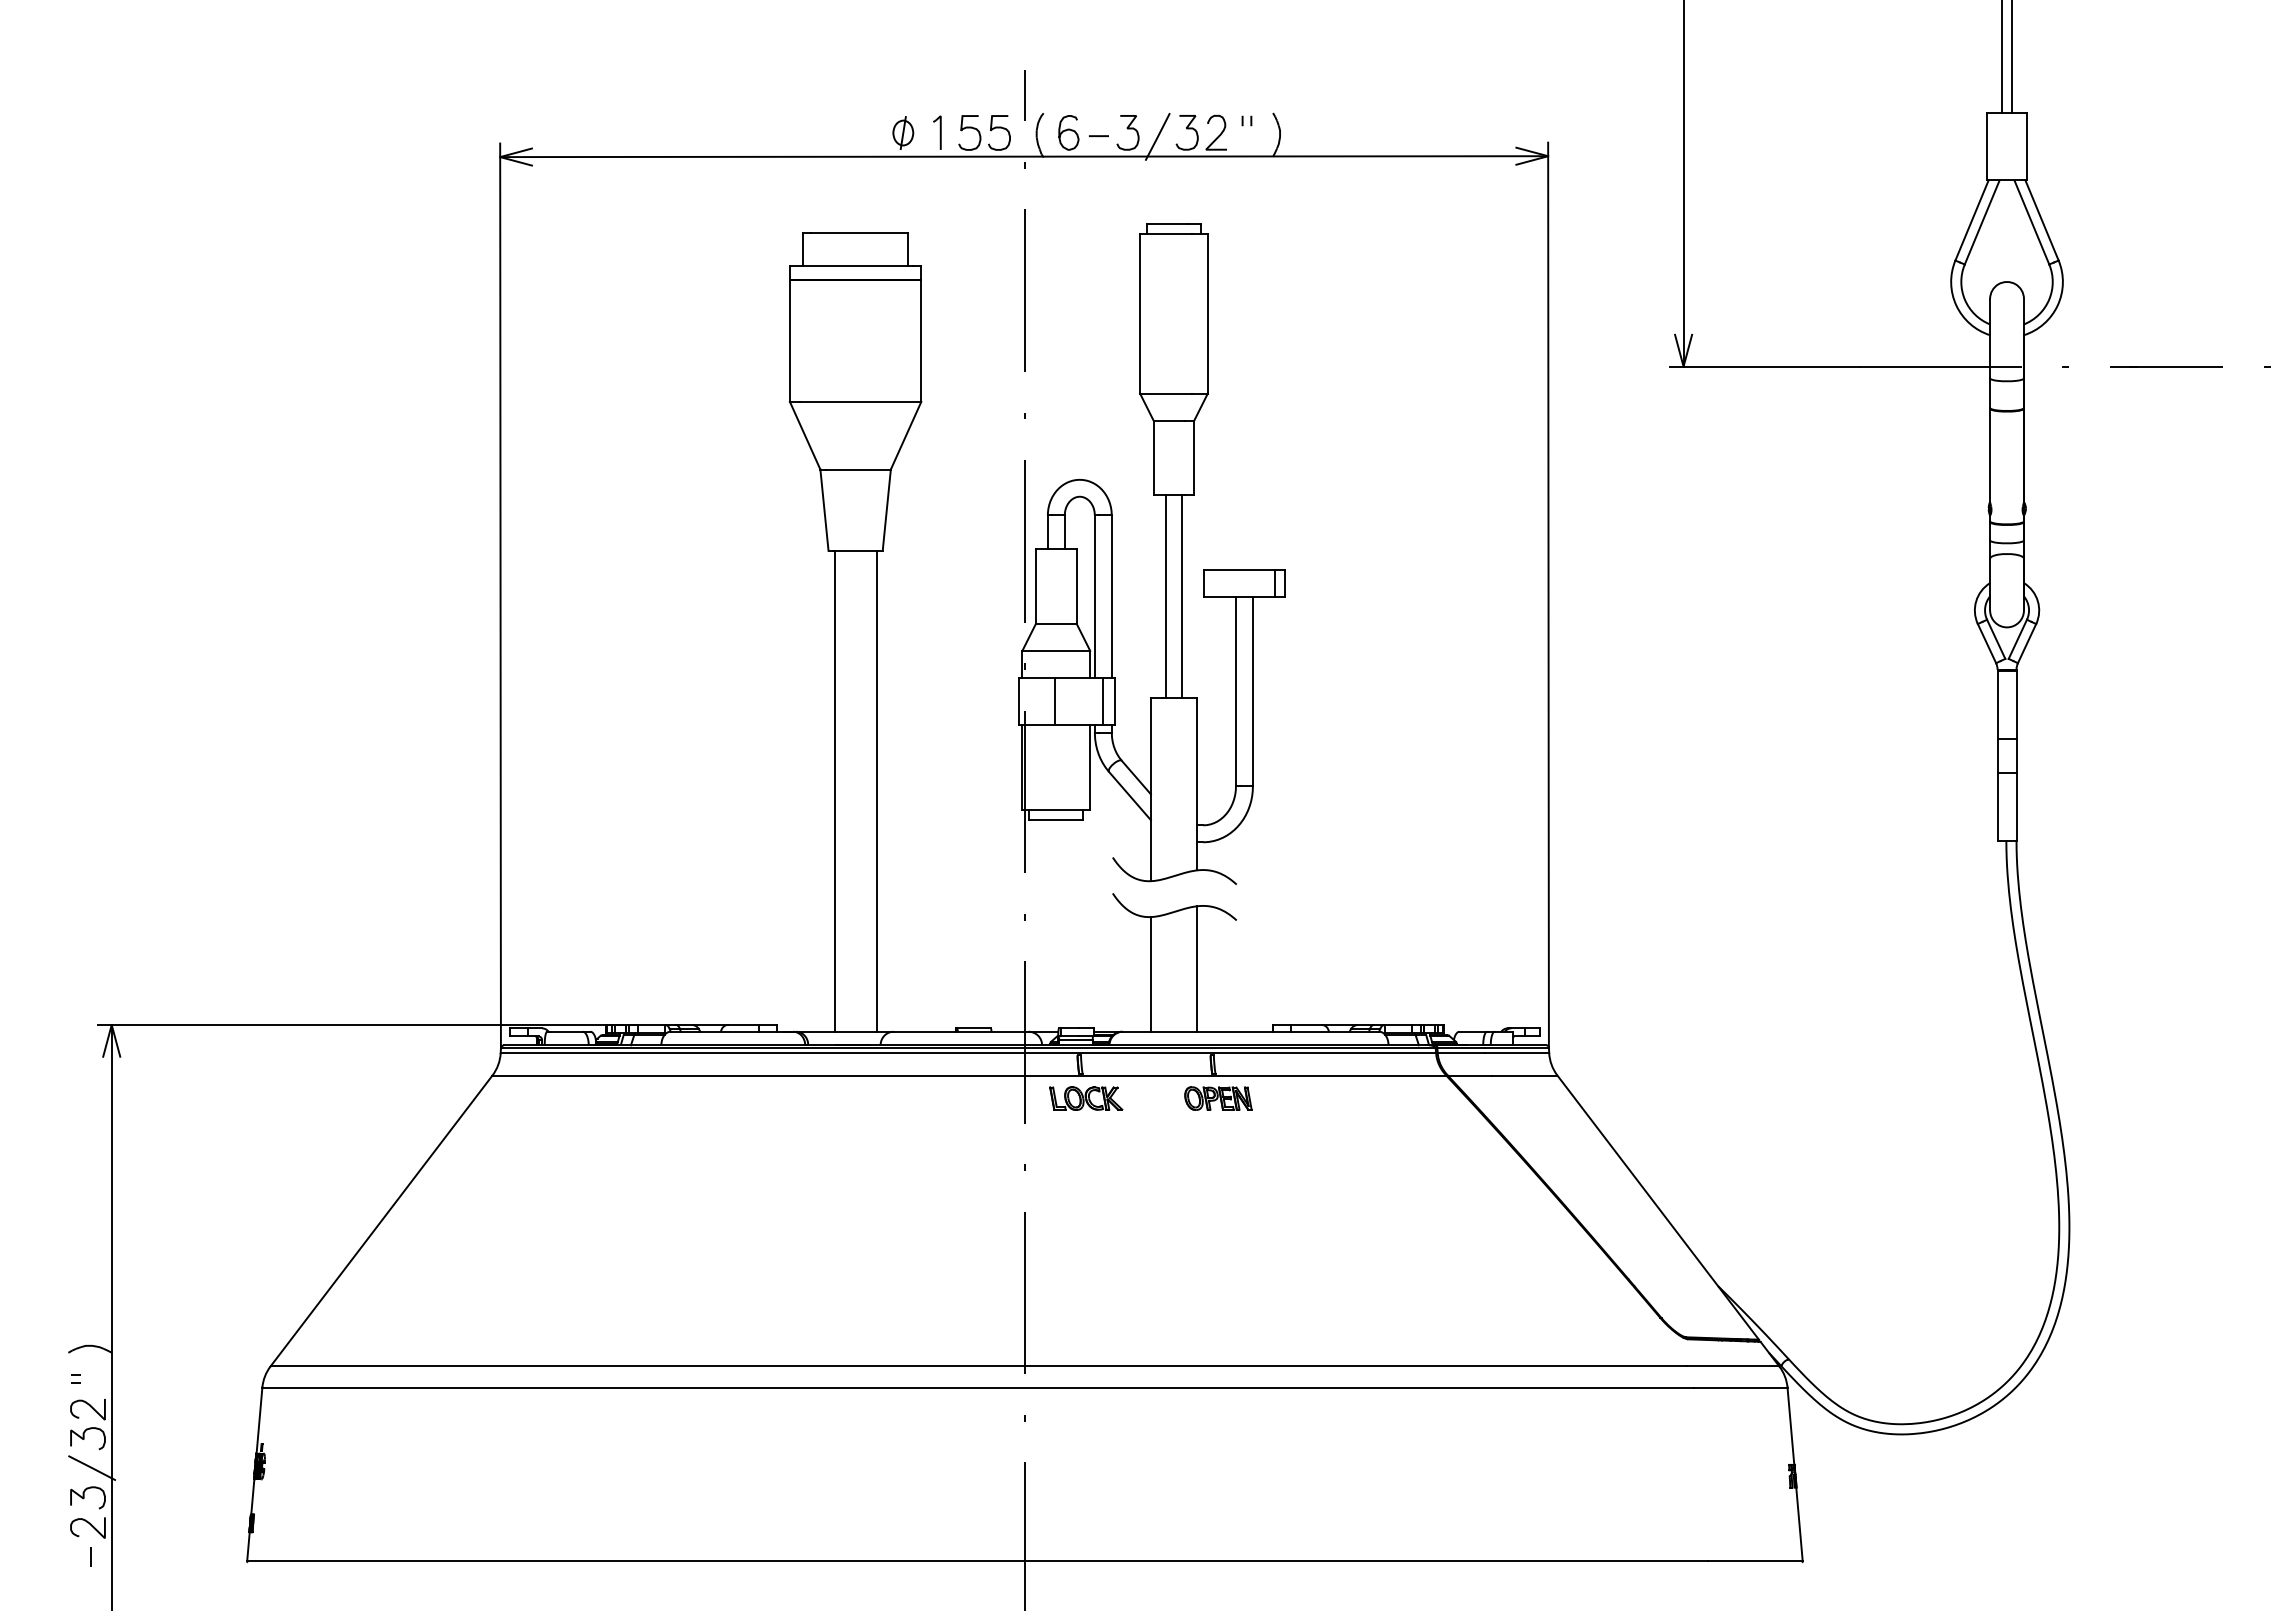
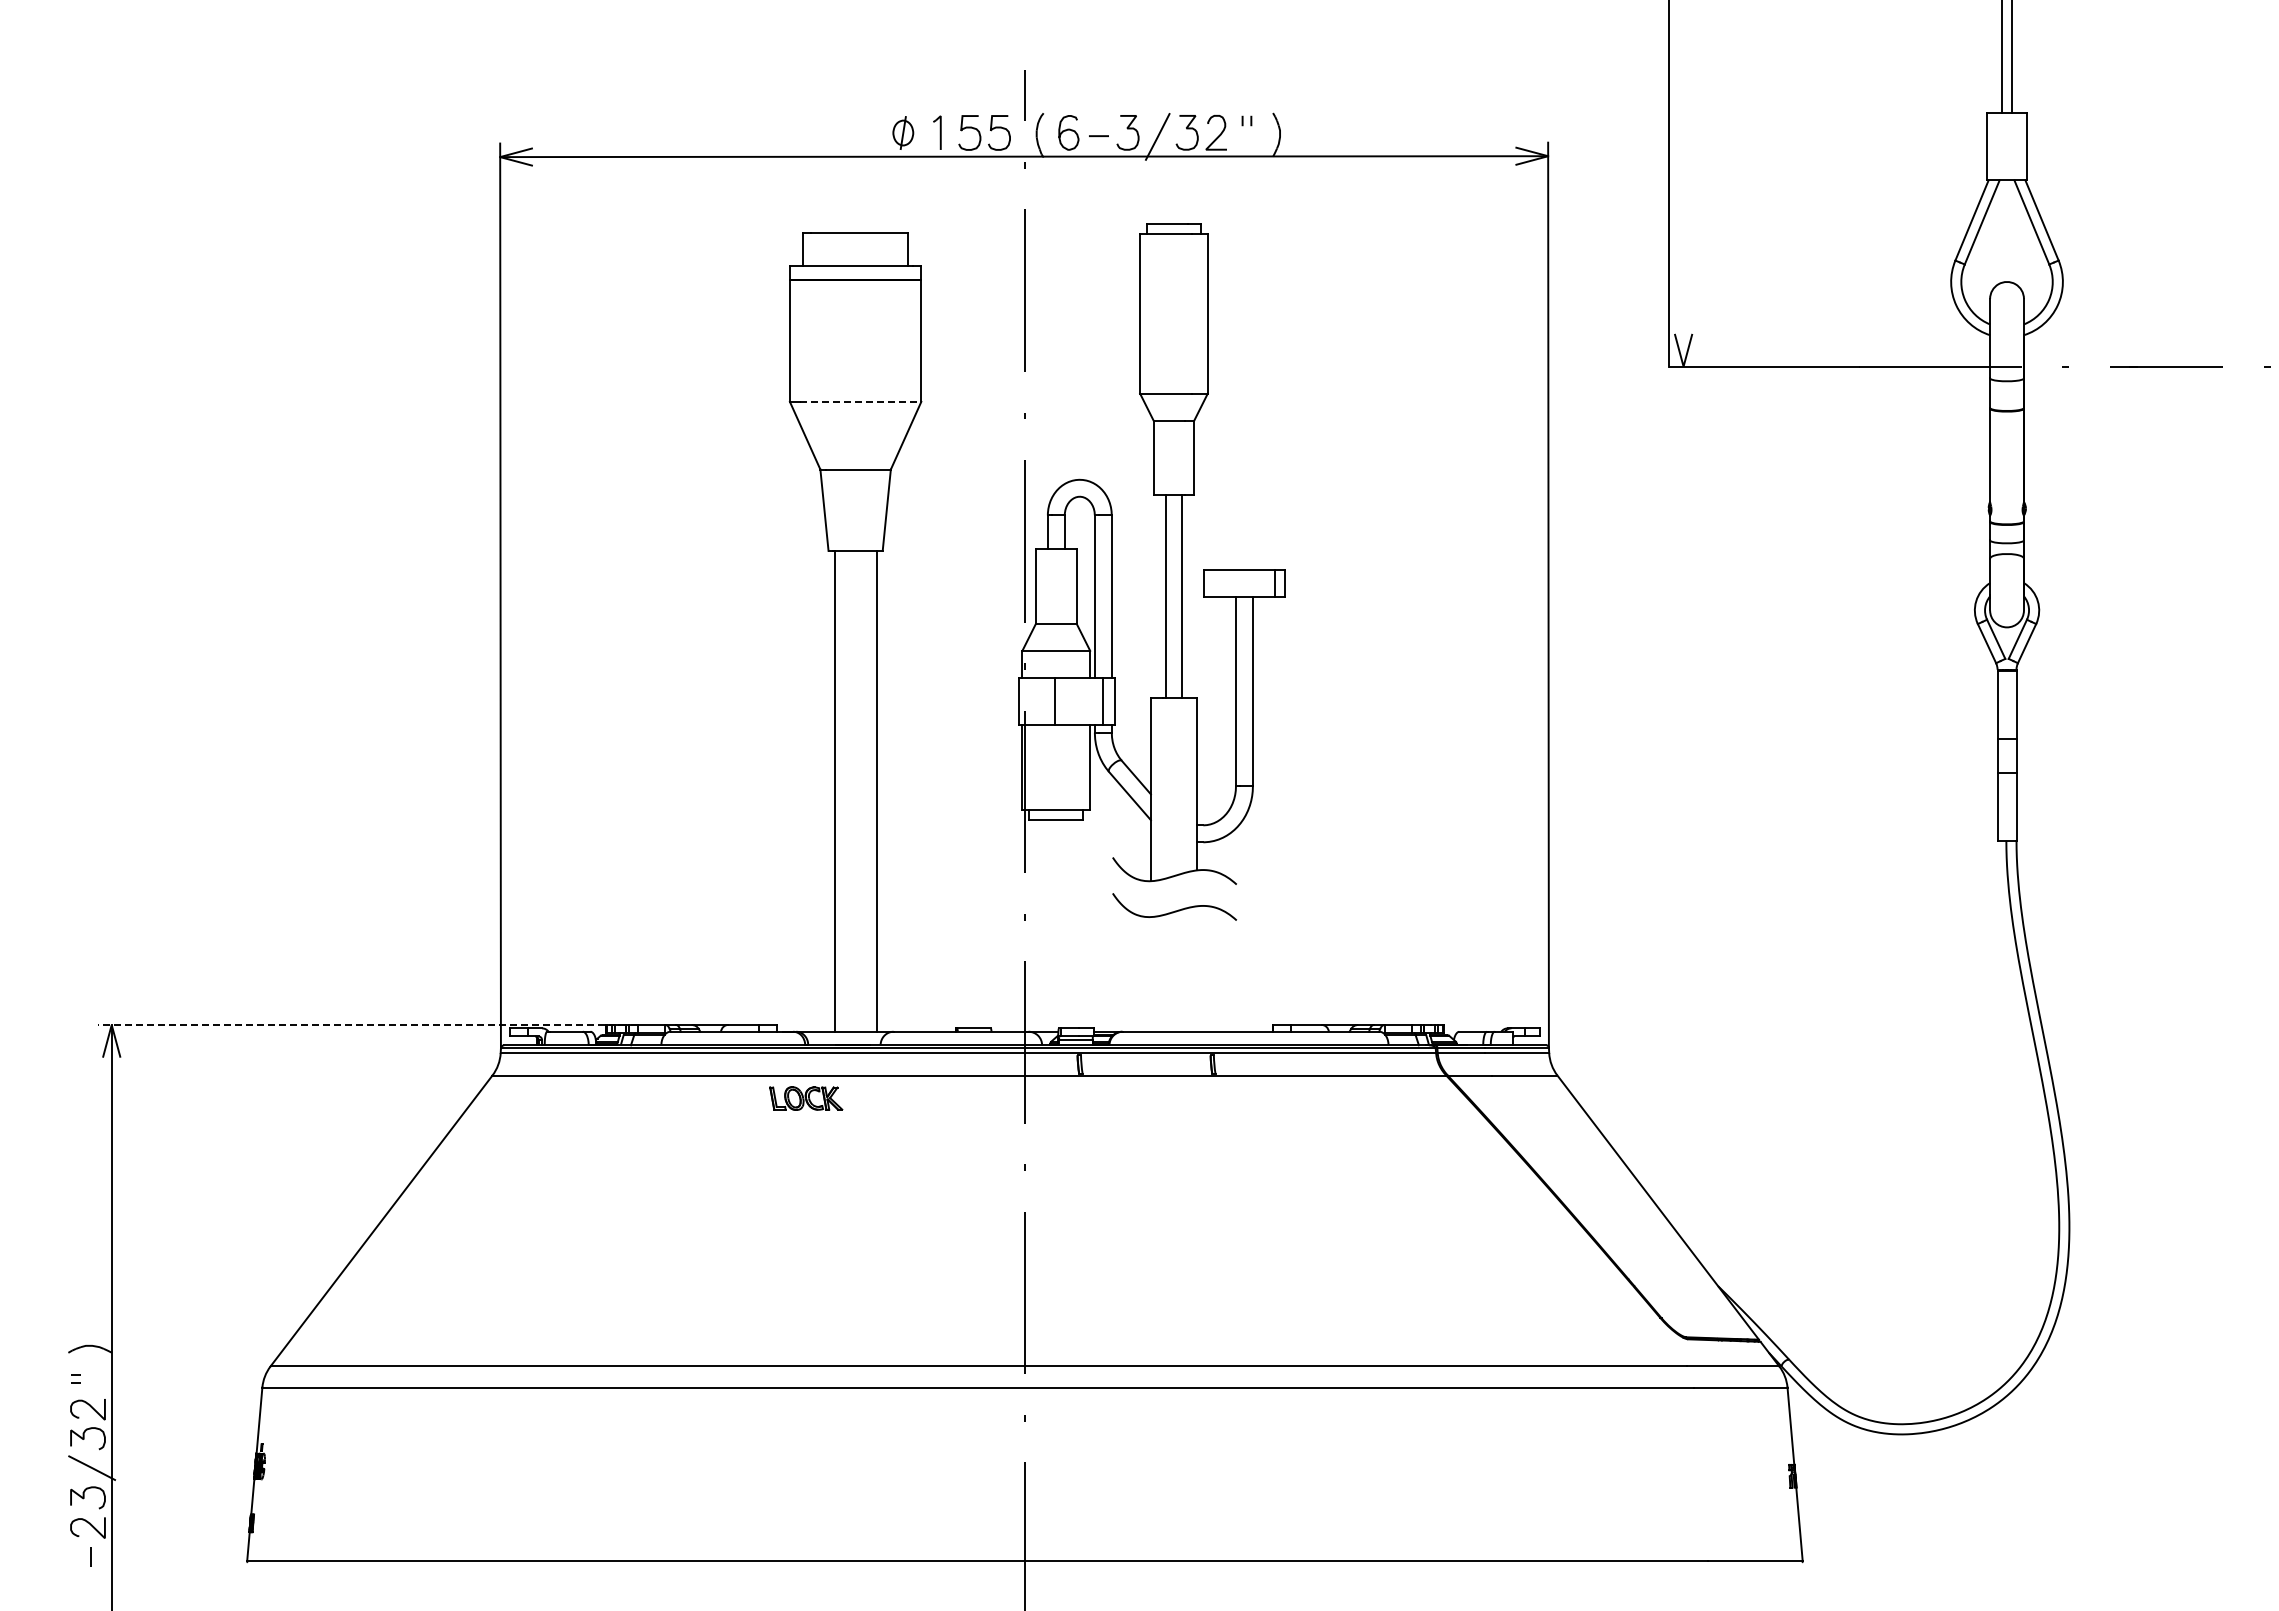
line position: (1683, 184) -> (1668, 184) (1668, 184)
line: solid -> dashed (860, 401)
line: present -> none (1196, 968)
line: present -> none (1150, 974)
line: solid -> dashed (367, 1024)
part position: (1086, 1098) -> (806, 1098) (806, 1098)
part: present -> none (1218, 1098)
